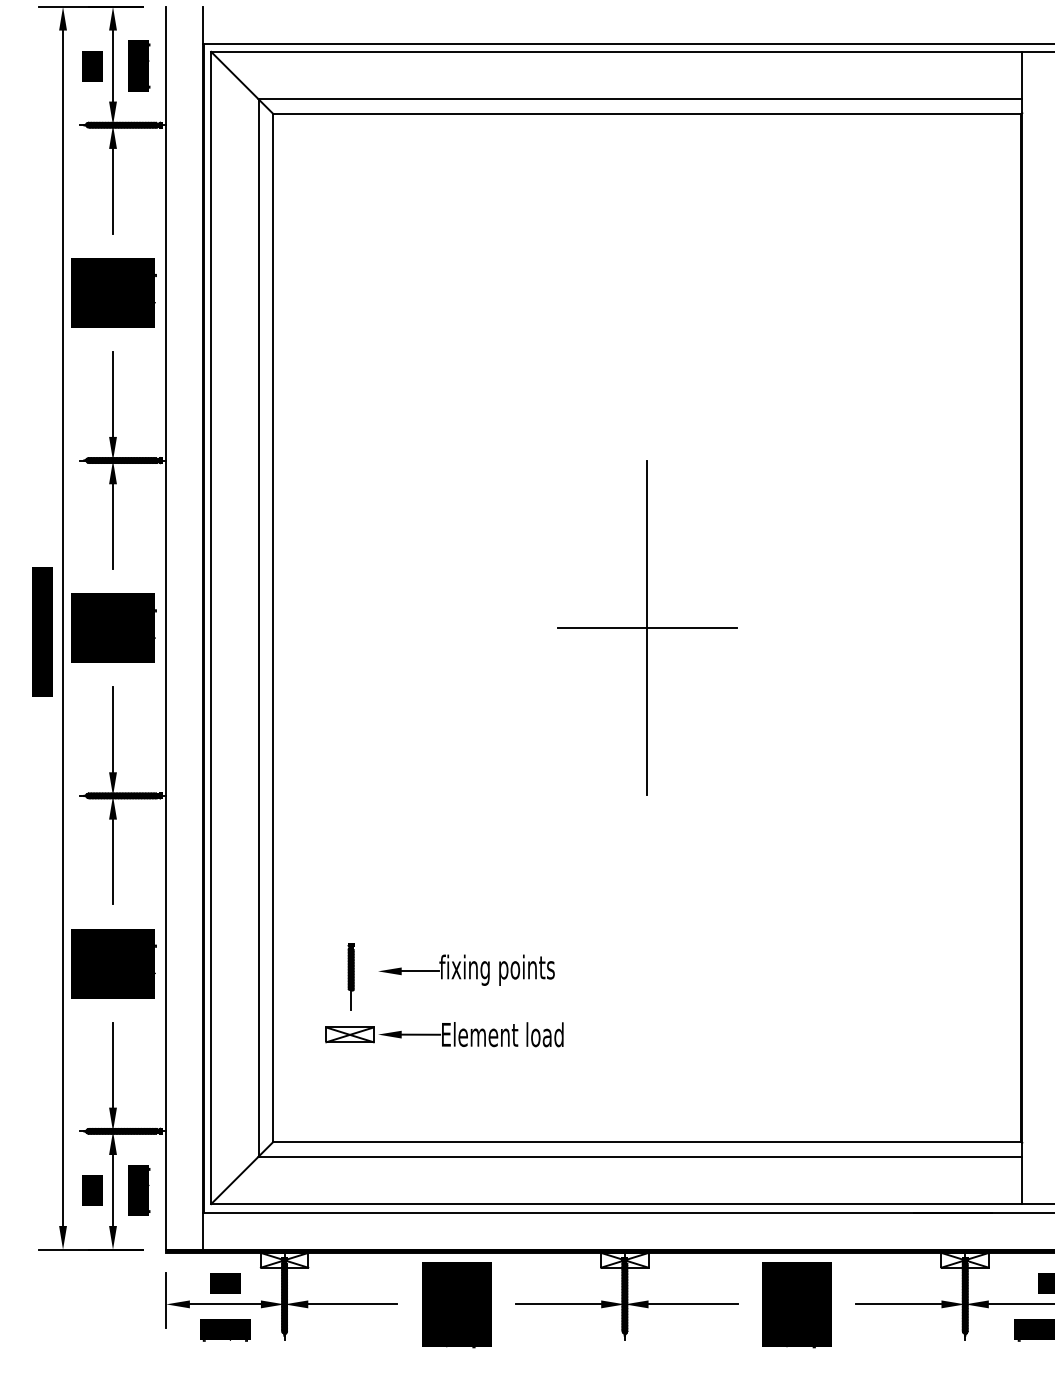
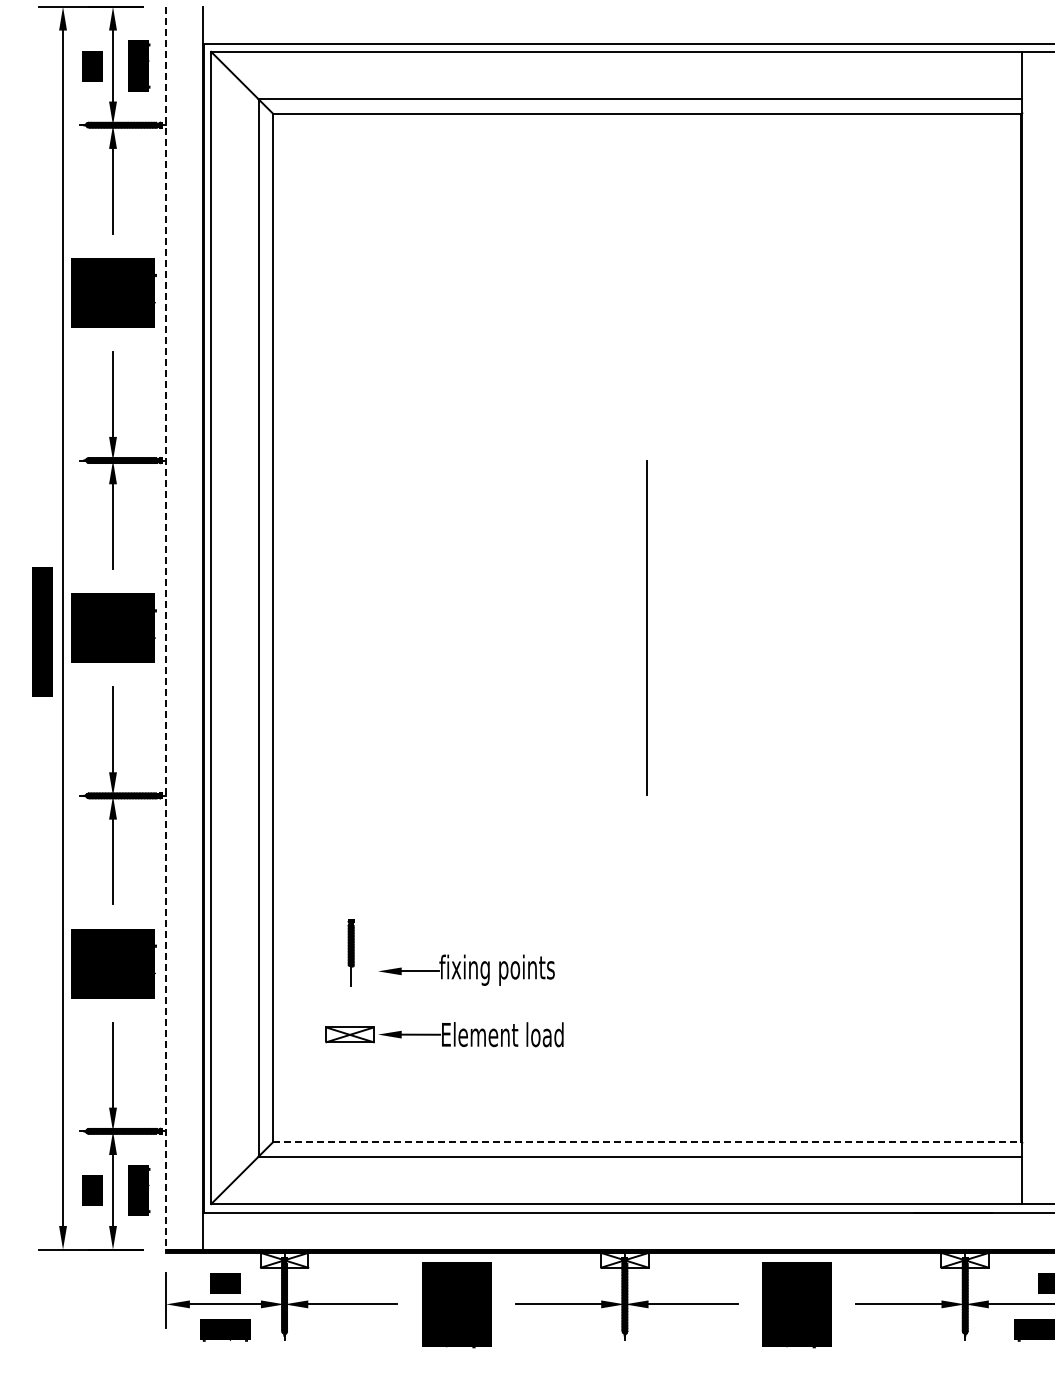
line: present -> none (647, 627)
line: solid -> dashed (166, 628)
part position: (350, 976) -> (350, 952) (350, 952)
line: solid -> dashed (647, 1141)
